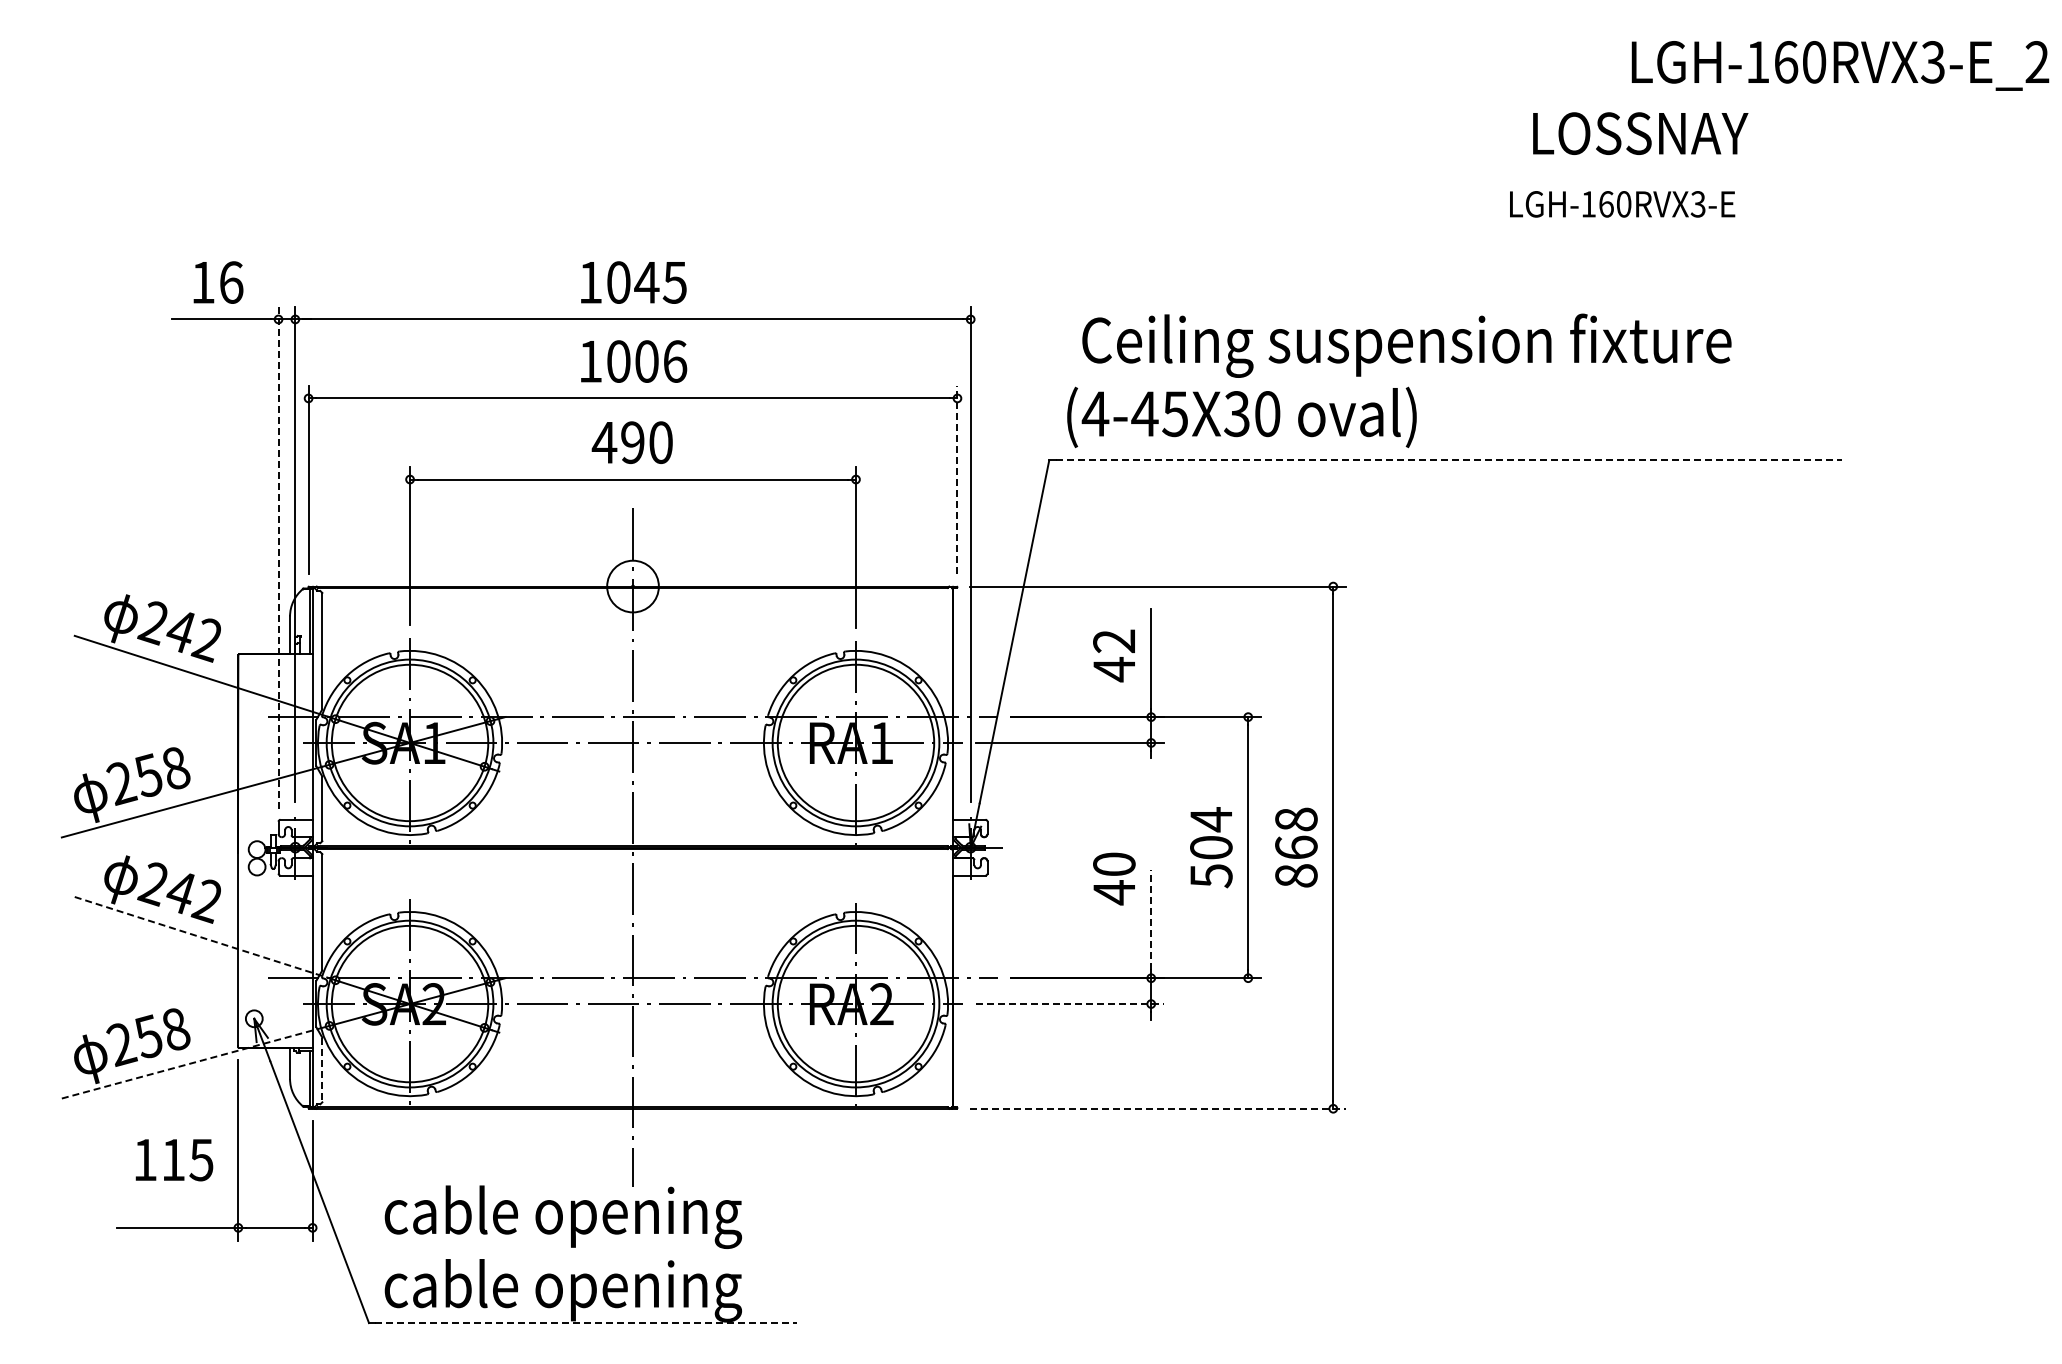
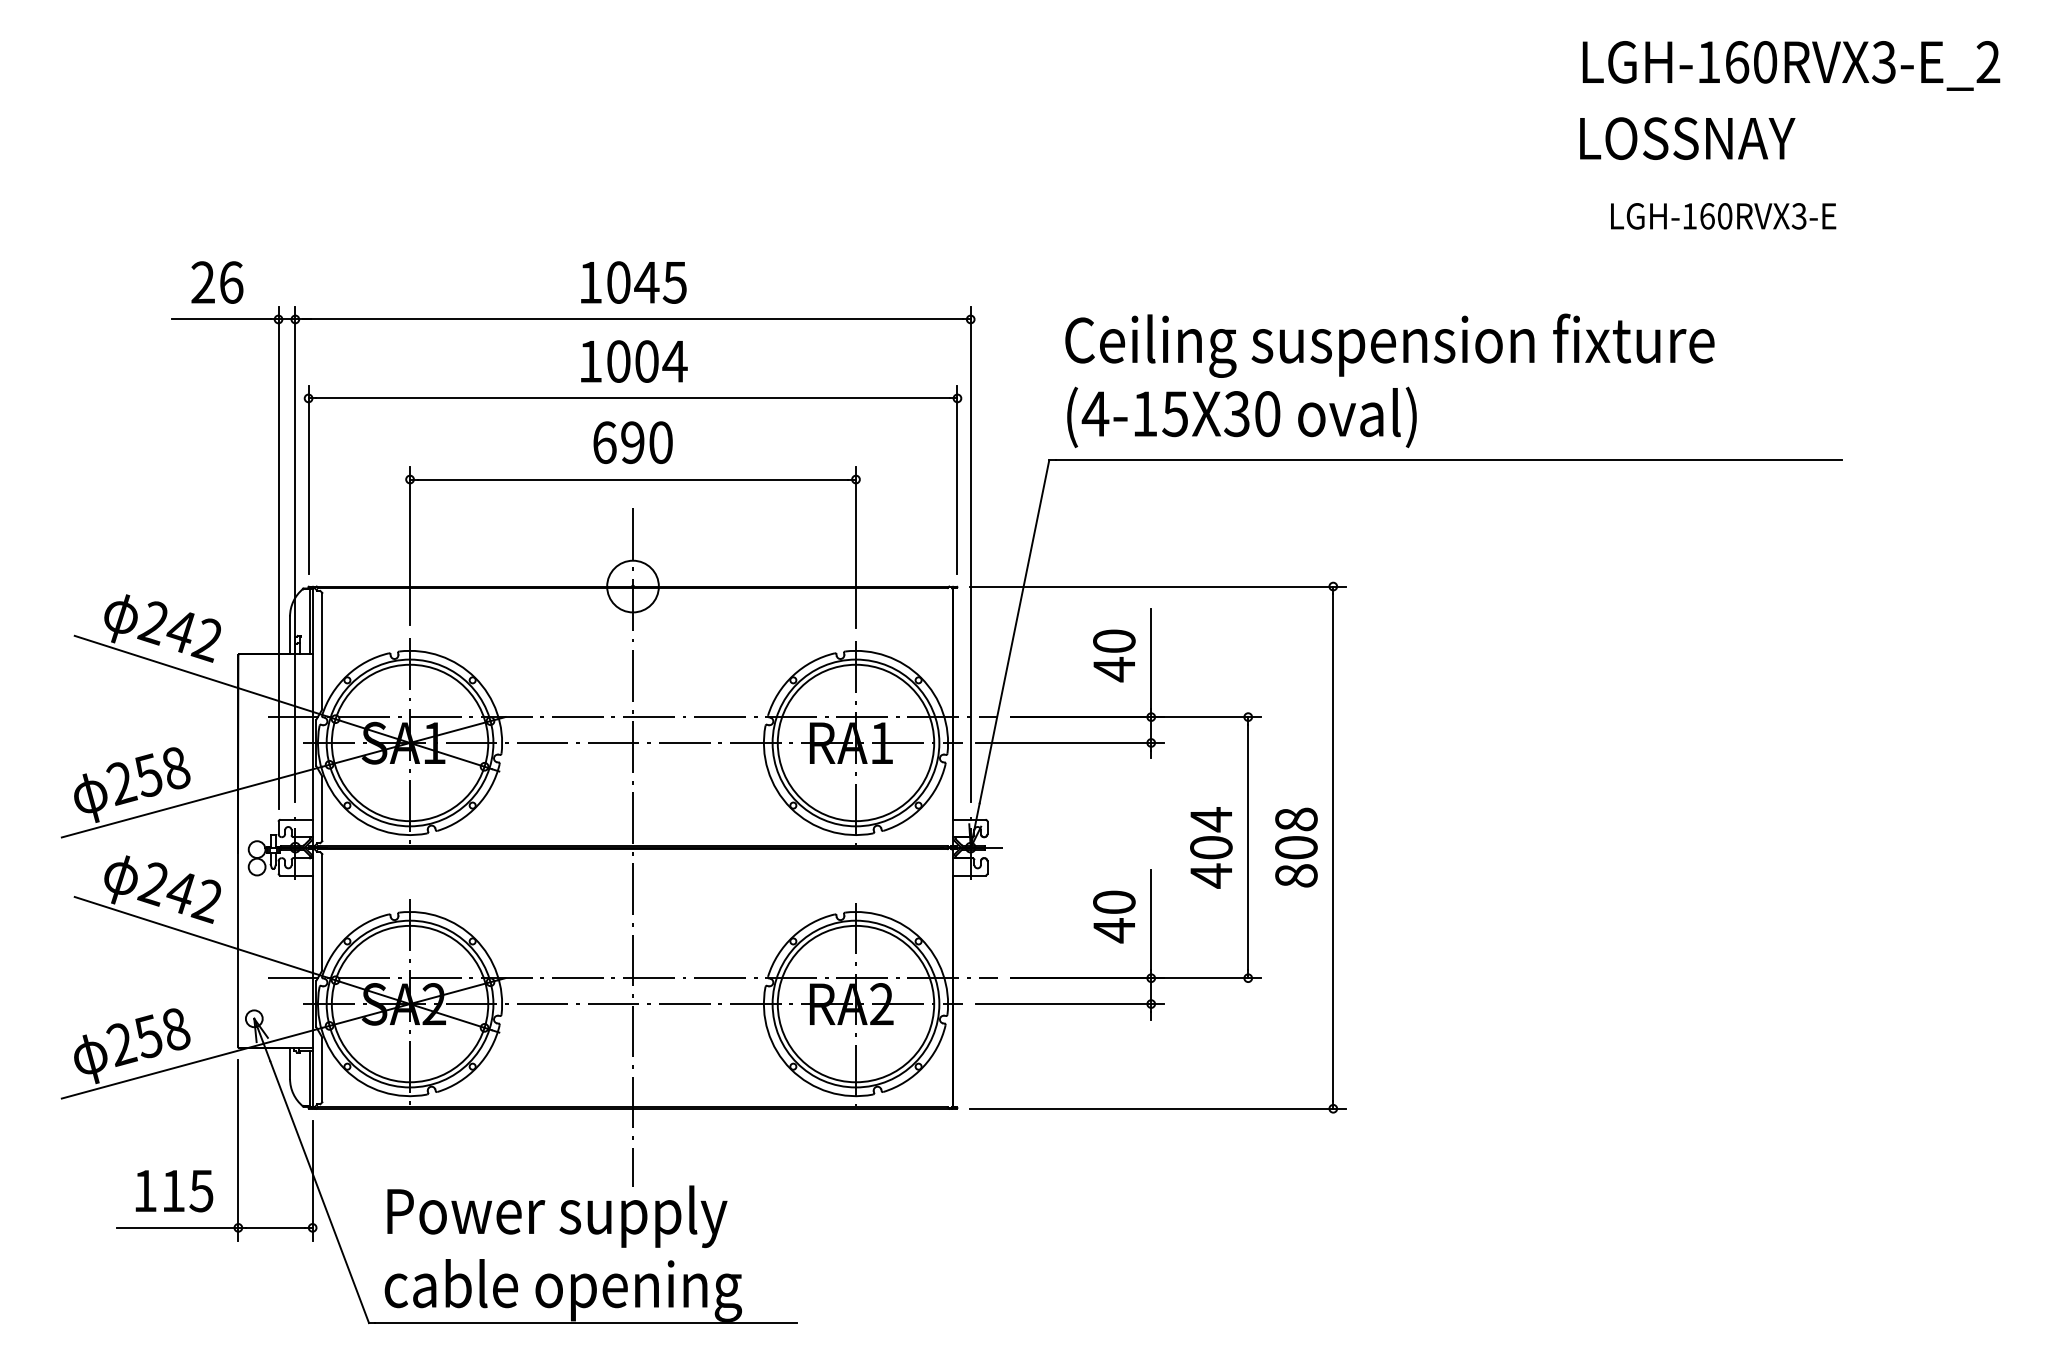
text position: (1840, 65) -> (1791, 65) (1791, 65)
text position: (1640, 133) -> (1687, 138) (1687, 138)
text position: (1622, 204) -> (1723, 216) (1723, 216)
text: 16 -> 26 (202, 282)
text position: (1406, 345) -> (1389, 345) (1389, 345)
text: 1006 -> 1004 (674, 361)
text: (4-45X30 -> (4-15X30 (1144, 413)
text: 490 -> 690 (604, 442)
line: dashed -> solid (1449, 460)
line: dashed -> solid (957, 479)
line: dashed -> solid (278, 557)
text: 42 -> 40 (1114, 641)
text: 868 -> 808 (1296, 847)
text: 504 -> 404 (1211, 875)
text position: (1114, 878) -> (1114, 916) (1114, 916)
line: dashed -> solid (1151, 919)
line: dashed -> solid (201, 937)
line: dashed -> solid (1070, 1004)
line: dashed -> solid (191, 1063)
line: dashed -> solid (322, 1070)
line: dashed -> solid (1158, 1108)
text position: (174, 1160) -> (174, 1191) (174, 1191)
text: cable opening -> Power supply (563, 1216)
line: dashed -> solid (586, 1323)
